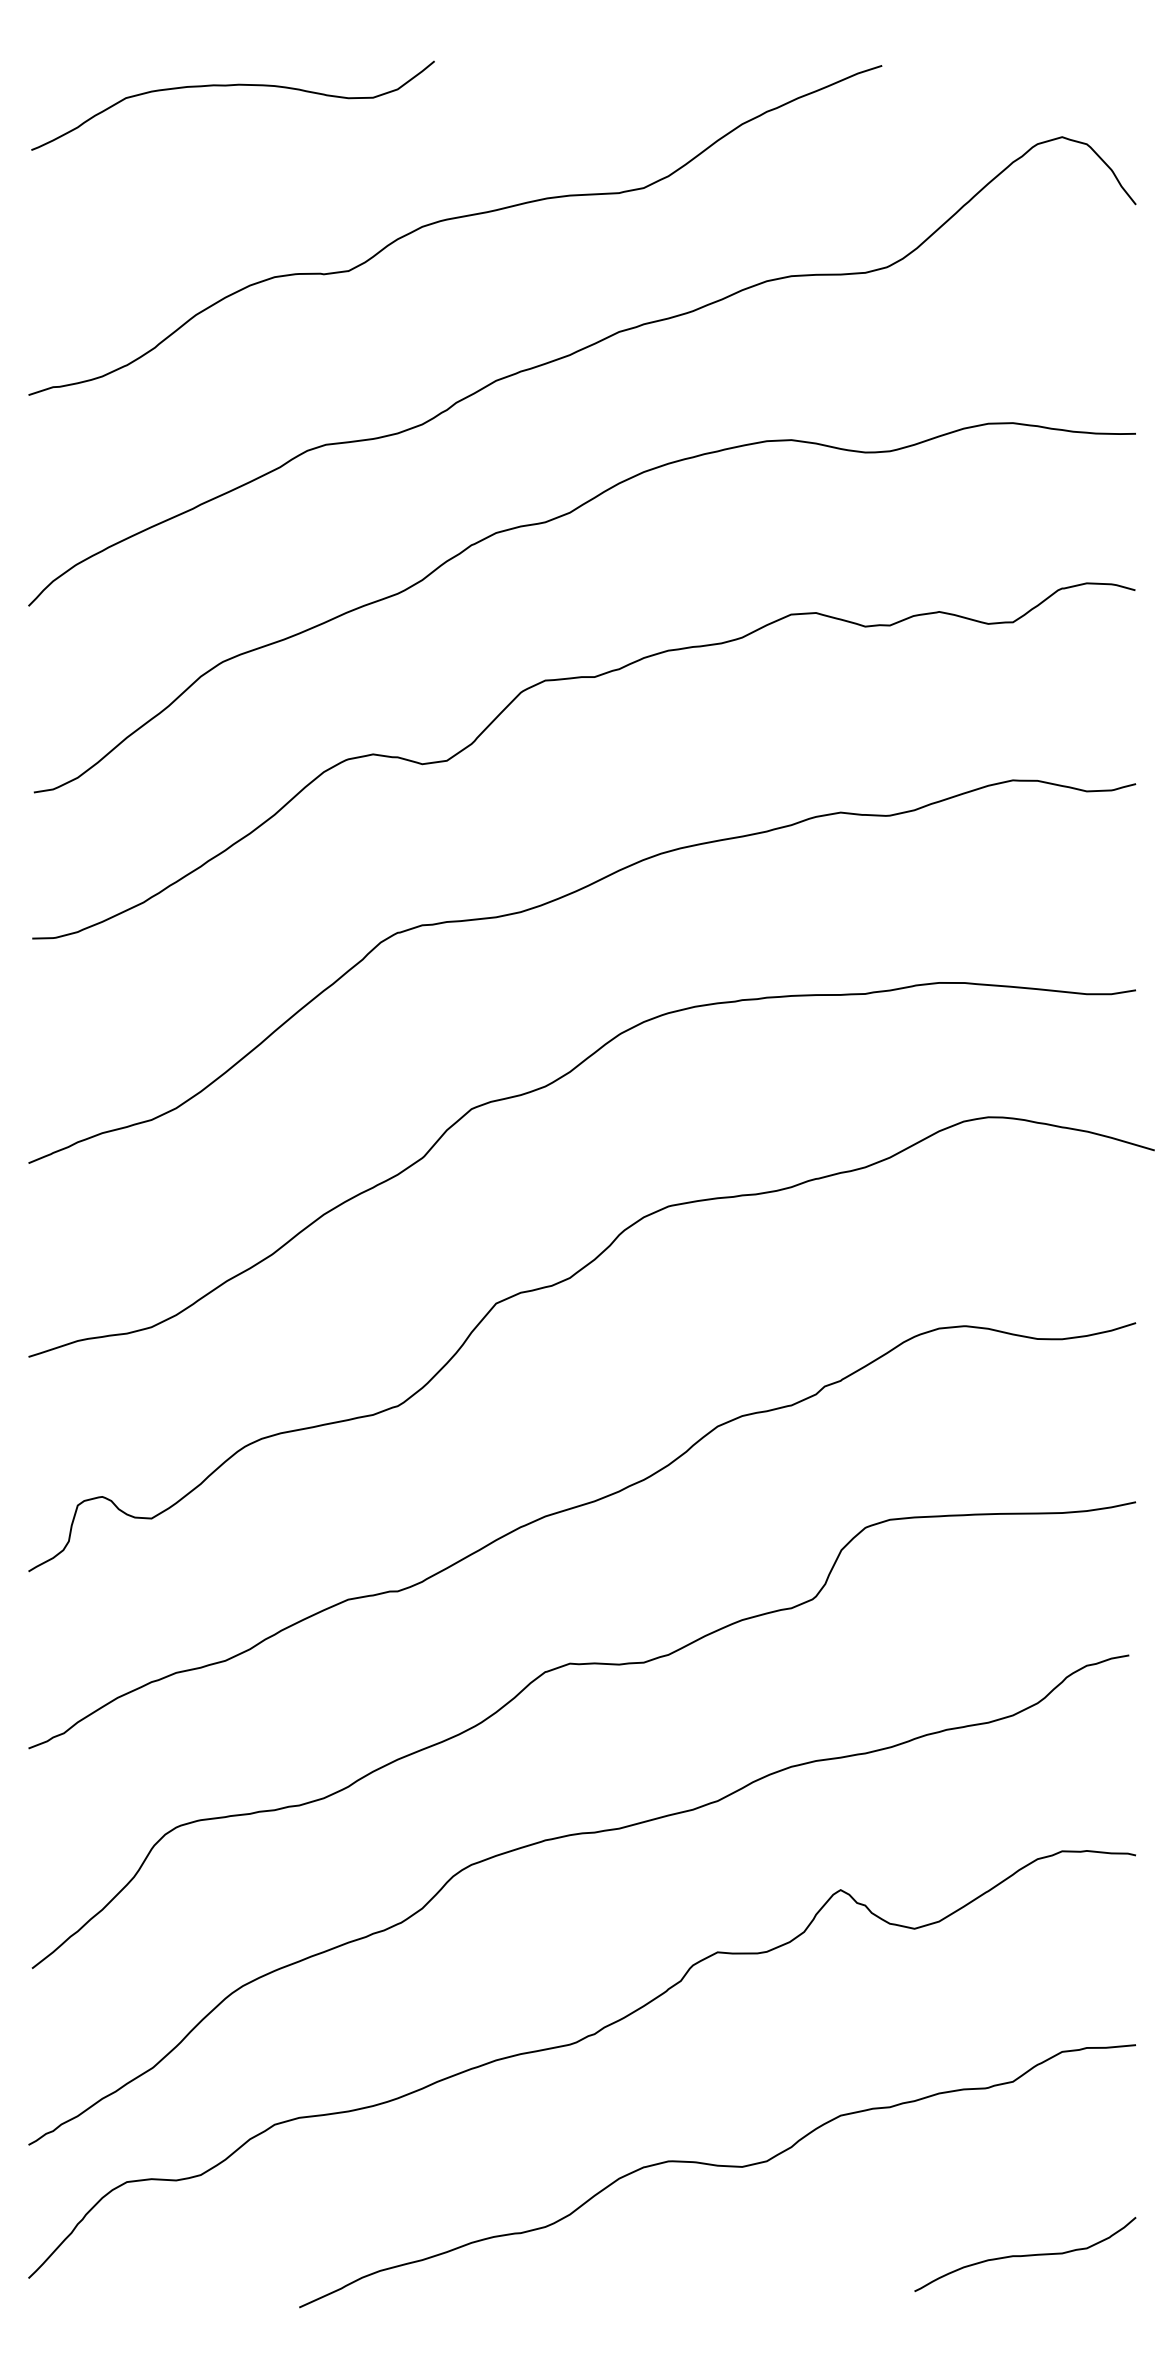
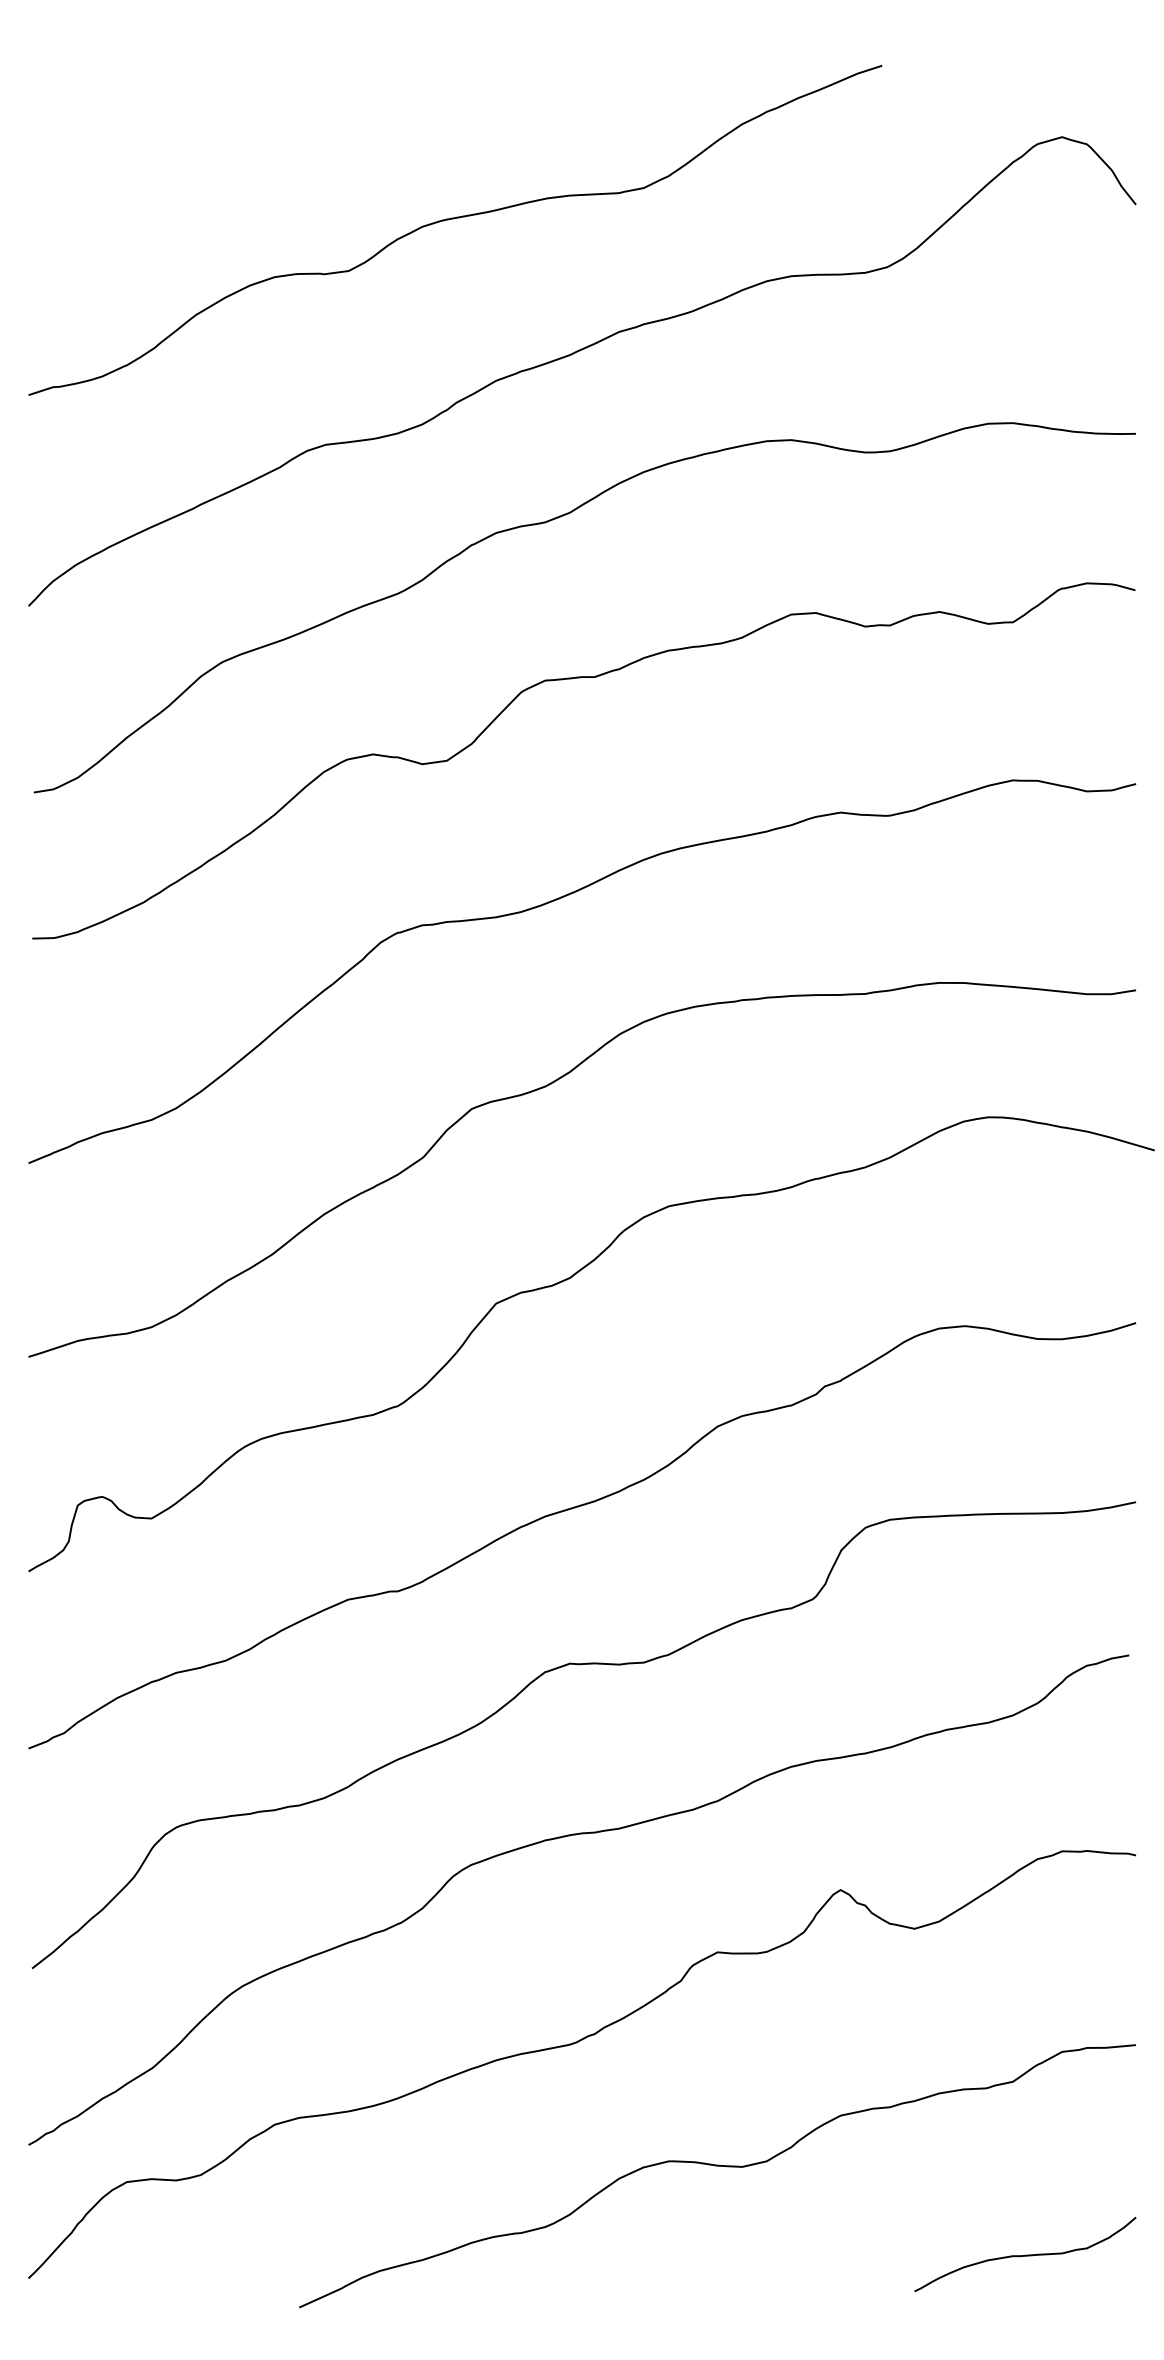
curve: present -> none (231, 86)
